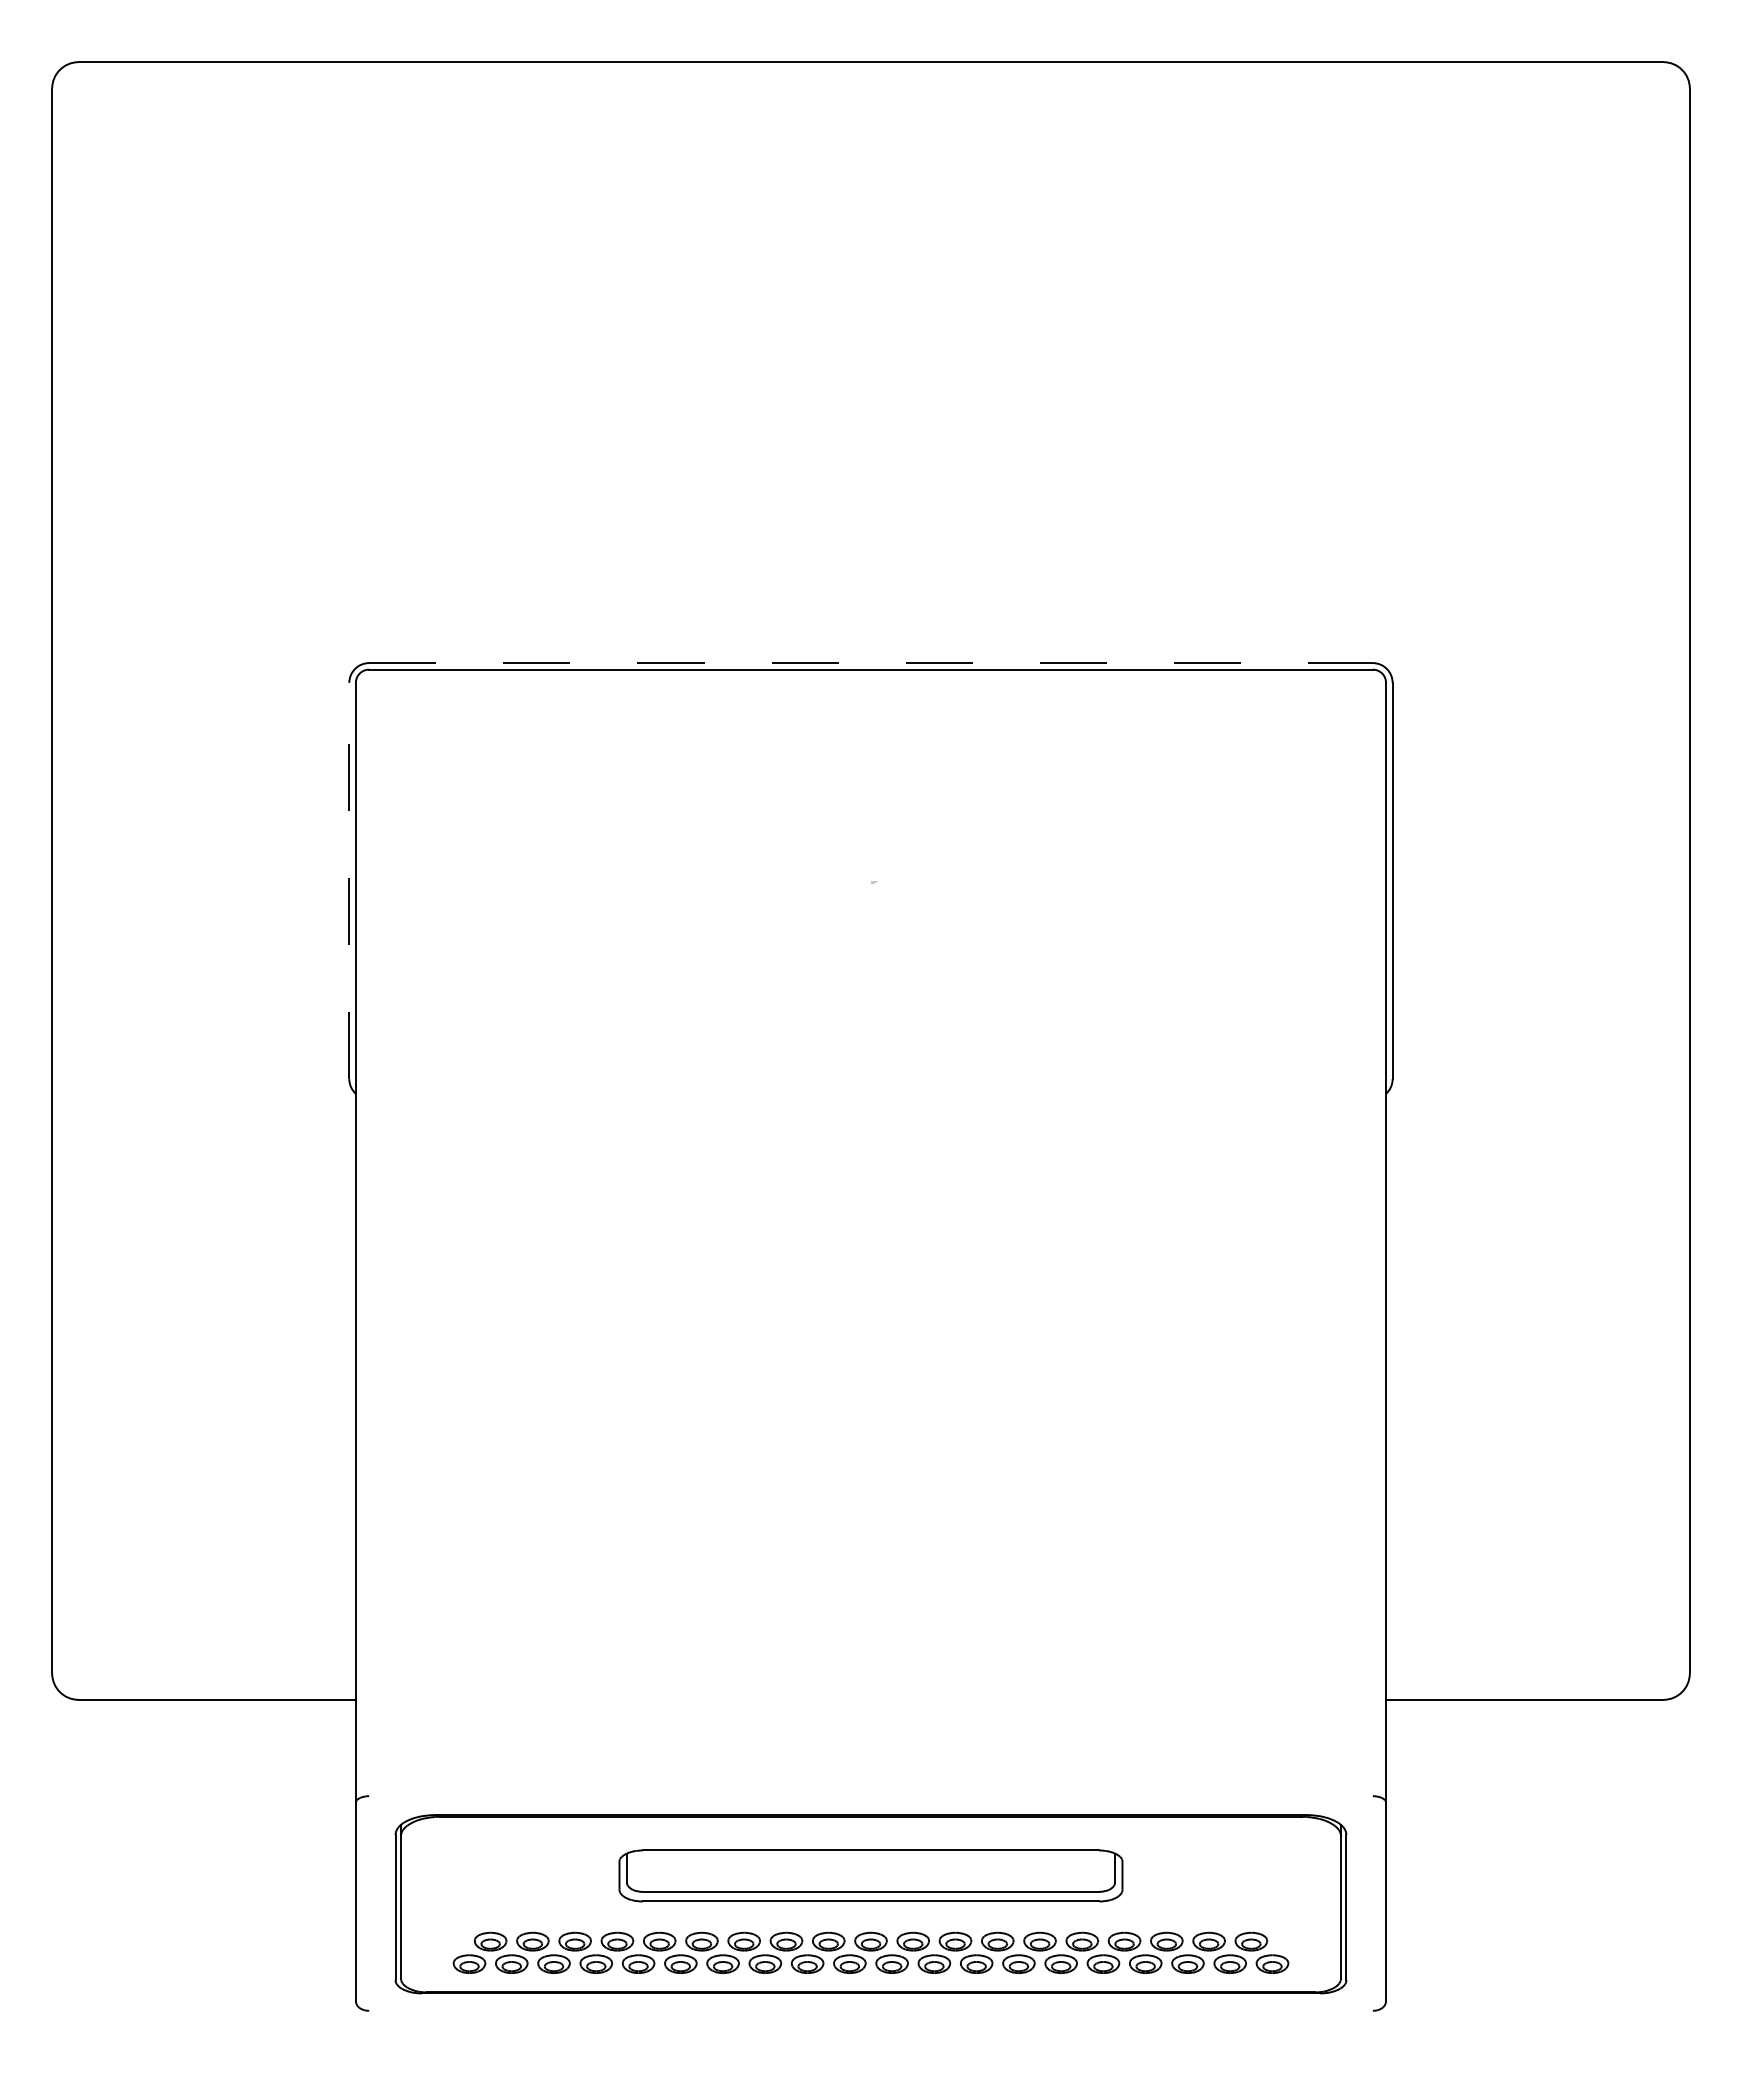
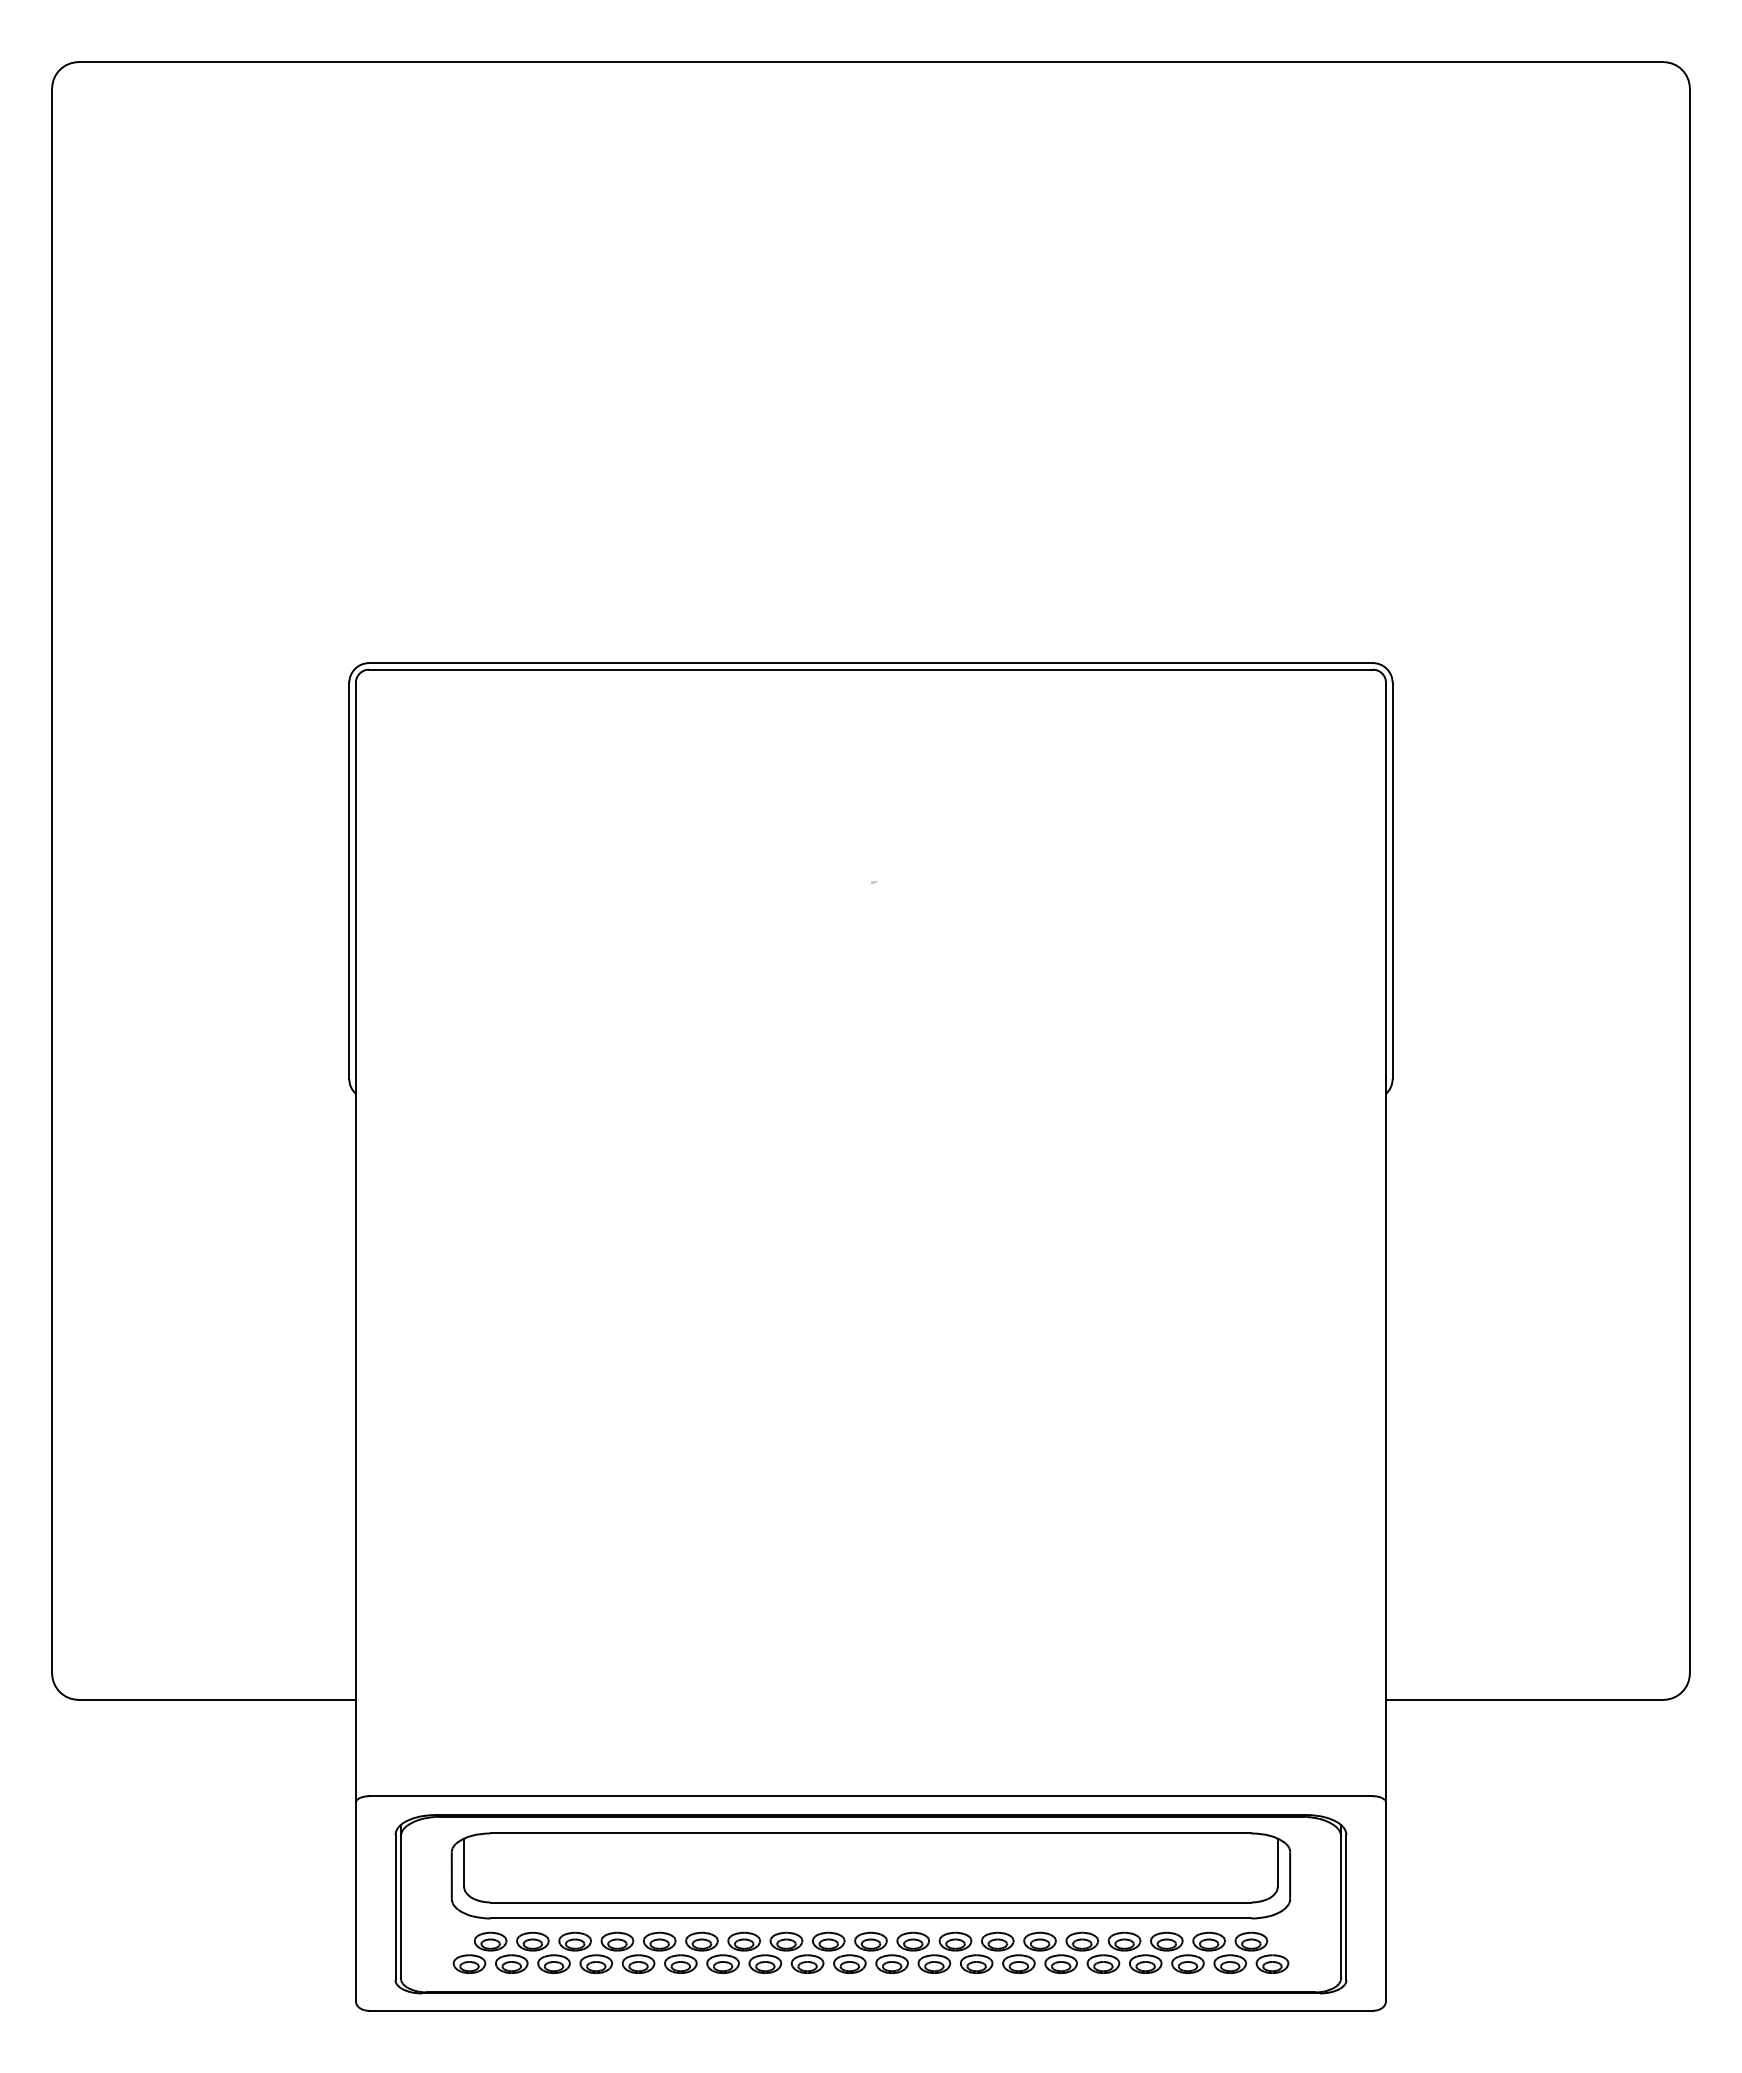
line: dashed -> solid (870, 663)
line: dashed -> solid (349, 880)
line: none -> present (870, 1796)
part size: 506x54 px -> 842x88 px (870, 1875)
line: none -> present (870, 2010)
